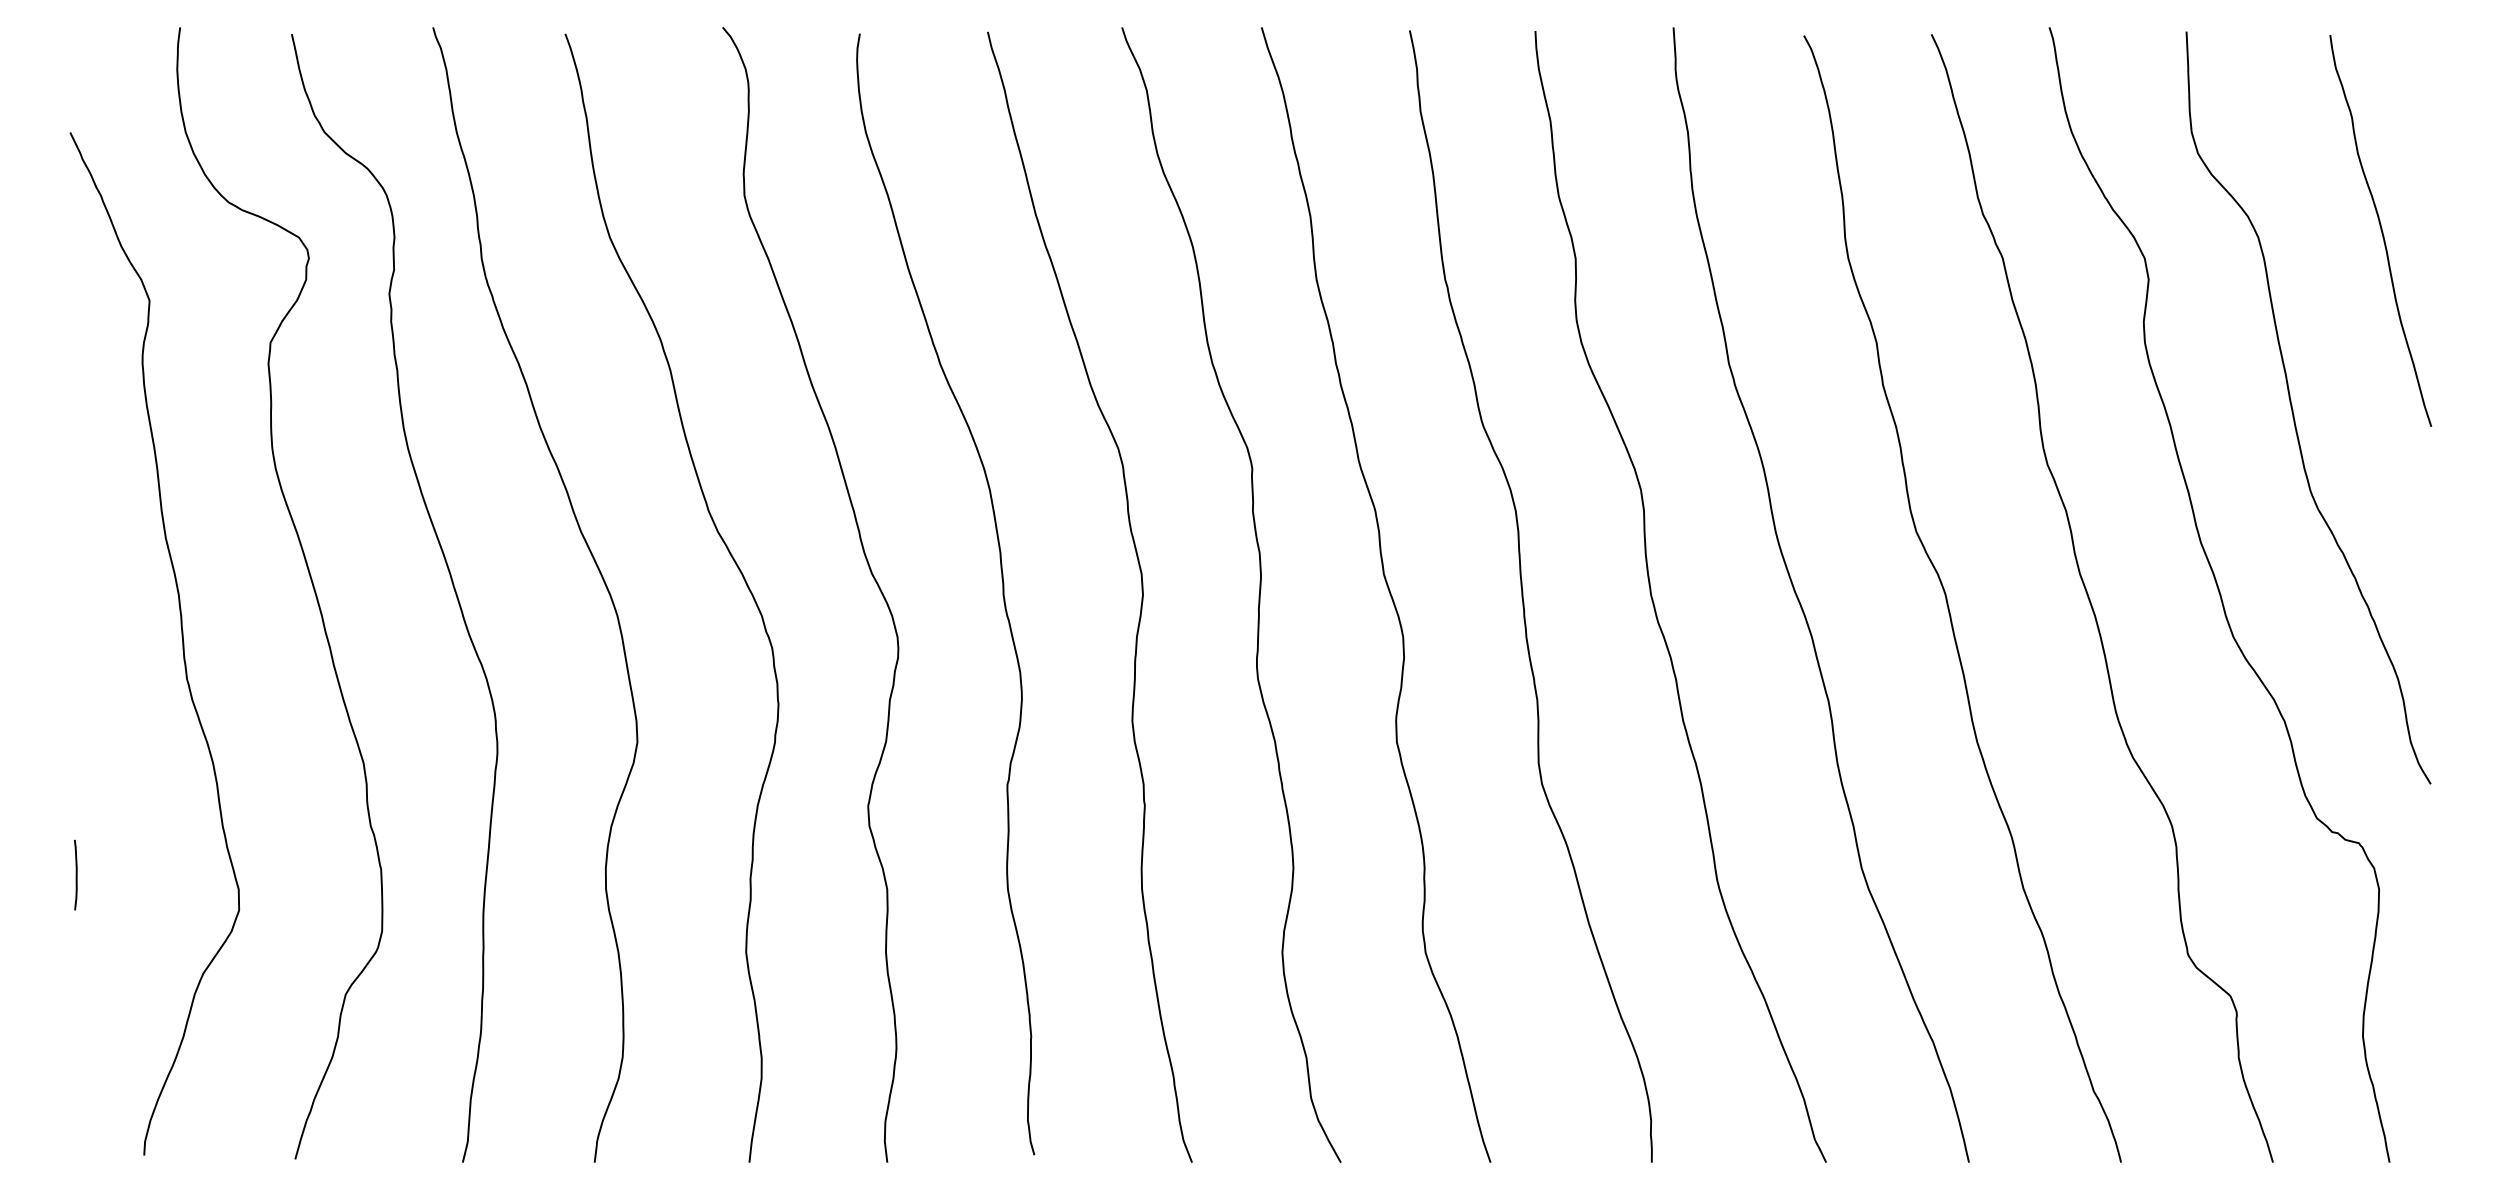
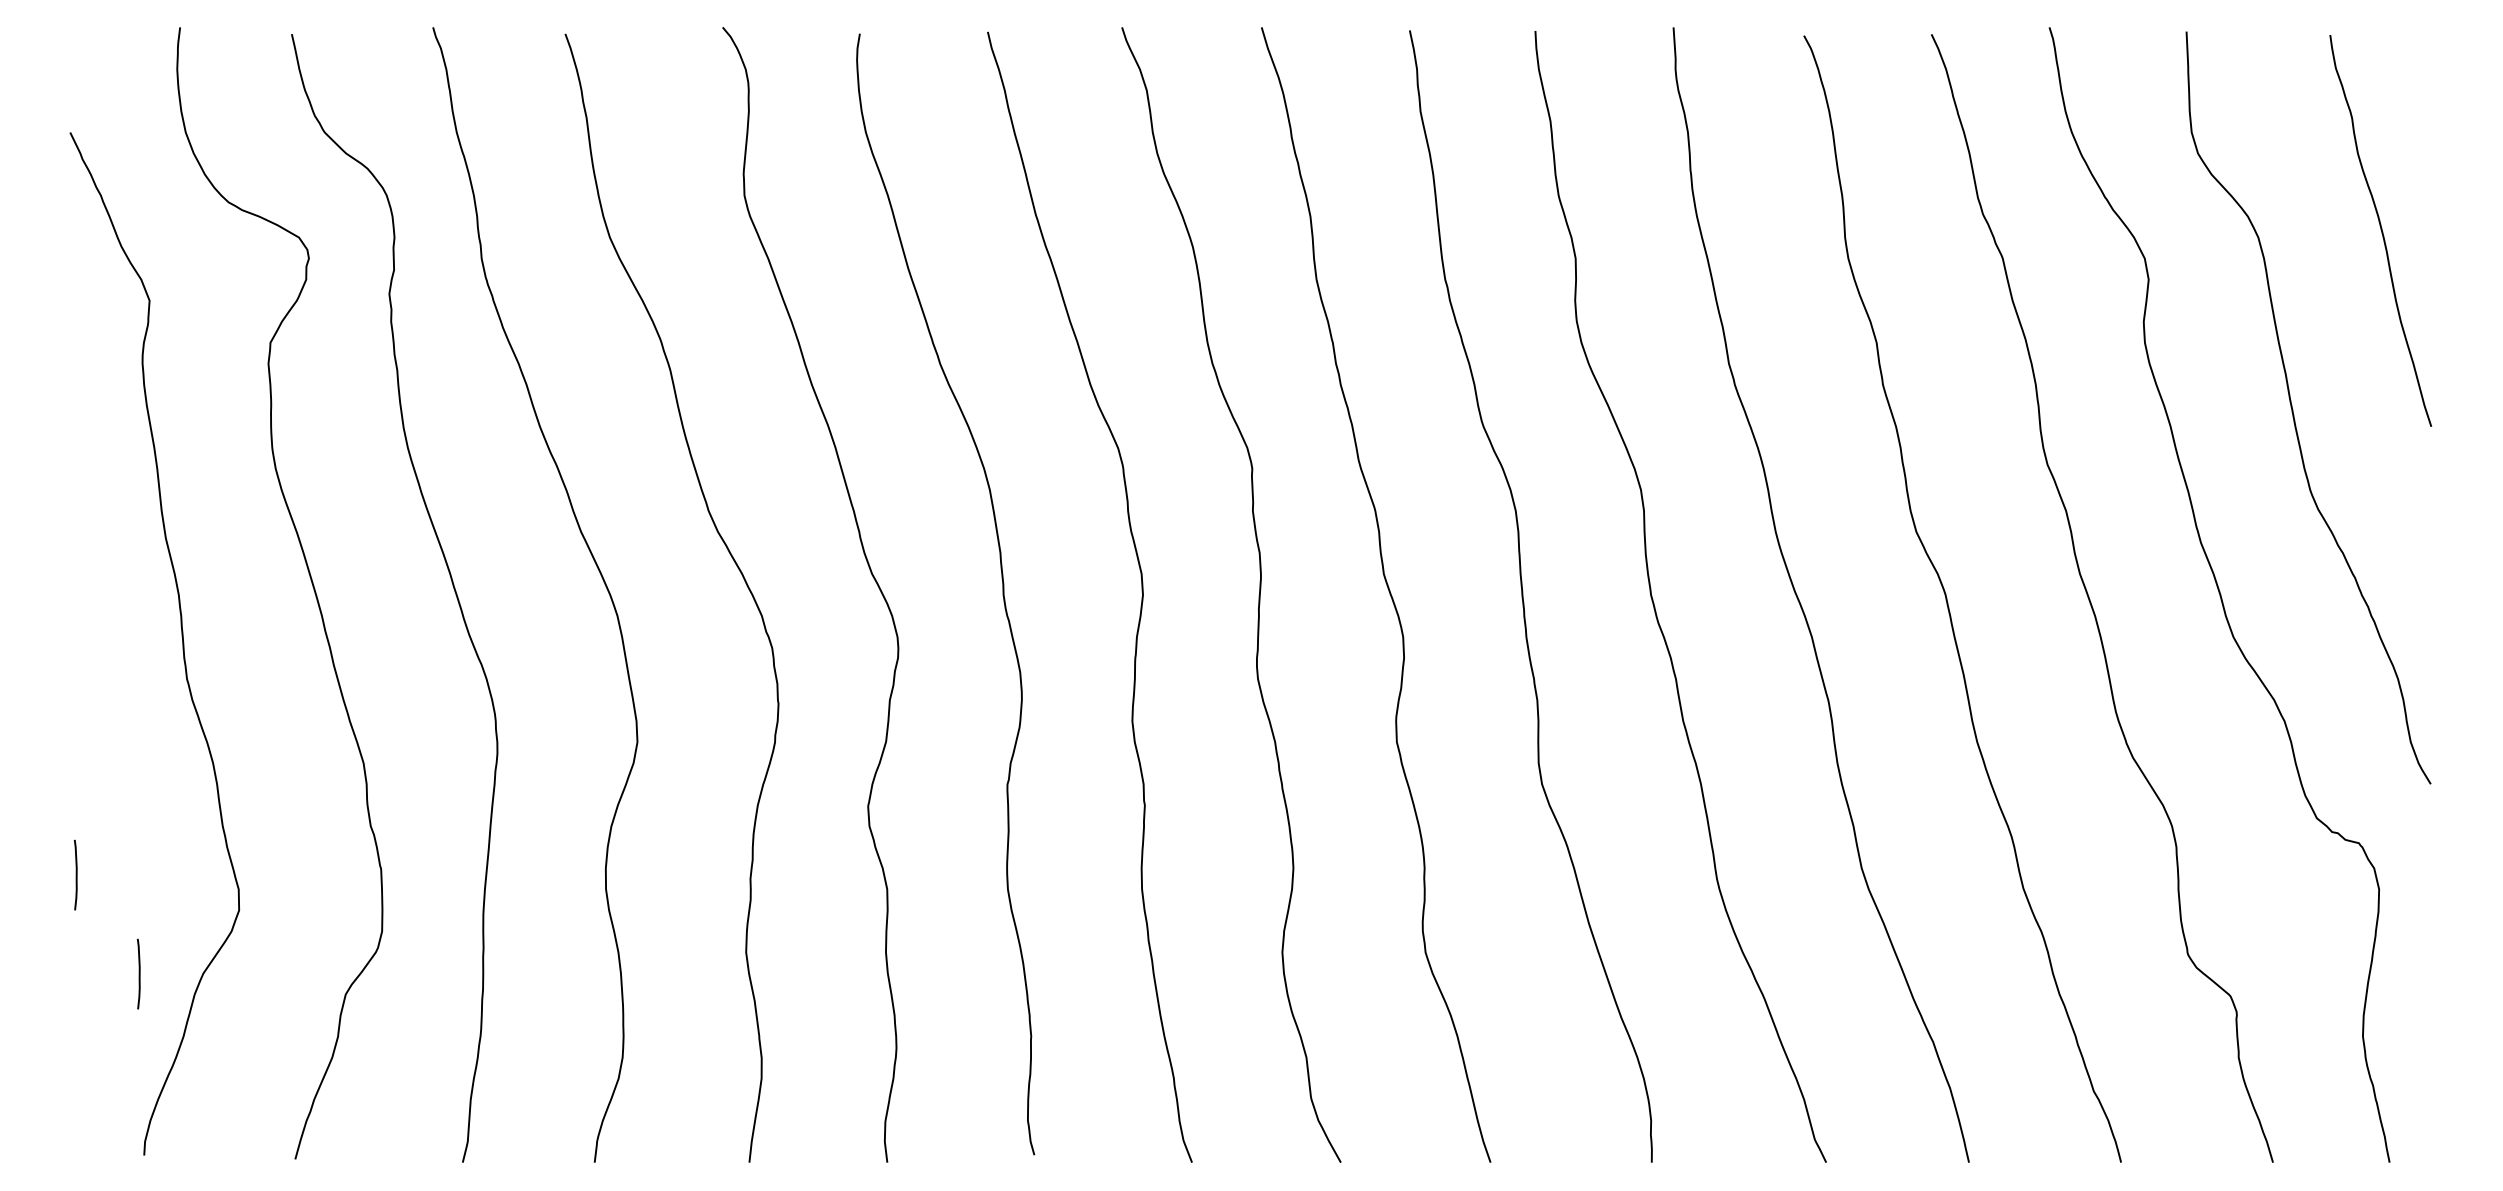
curve: none -> present (138, 973)
